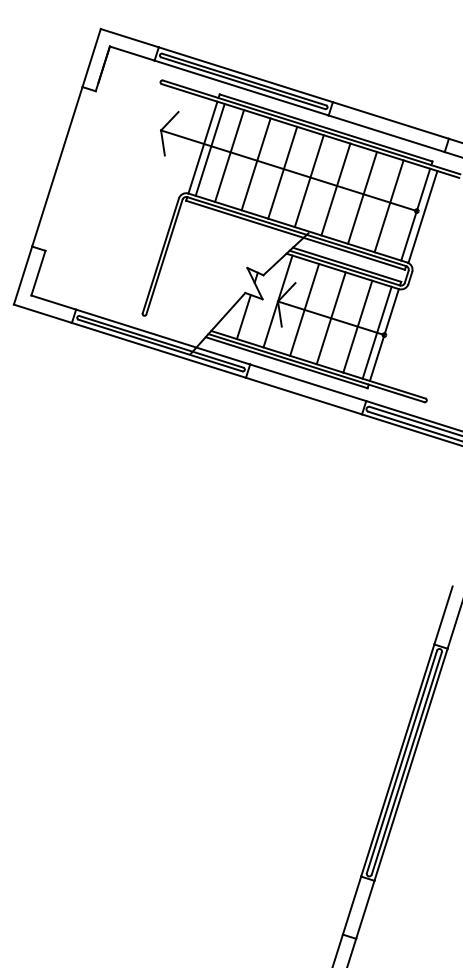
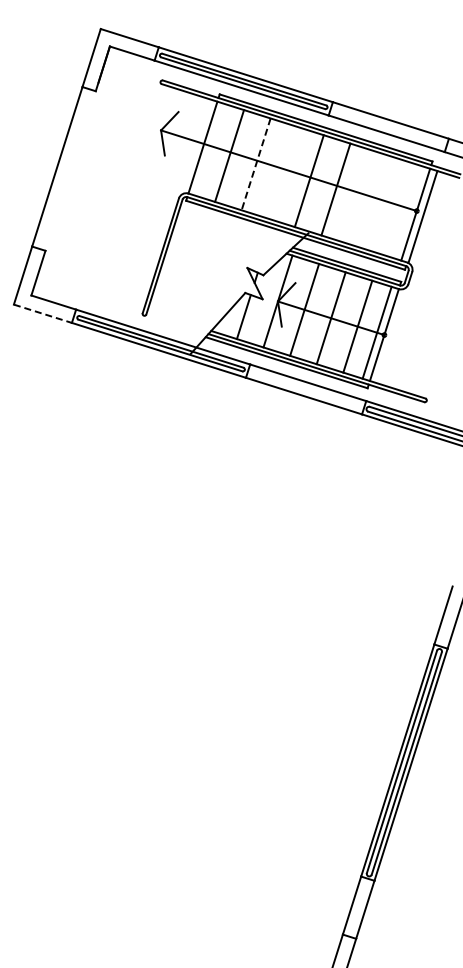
line: present -> none (209, 149)
line: solid -> dashed (255, 164)
line: present -> none (282, 172)
line: present -> none (362, 197)
line: present -> none (388, 206)
line: solid -> dashed (43, 313)
